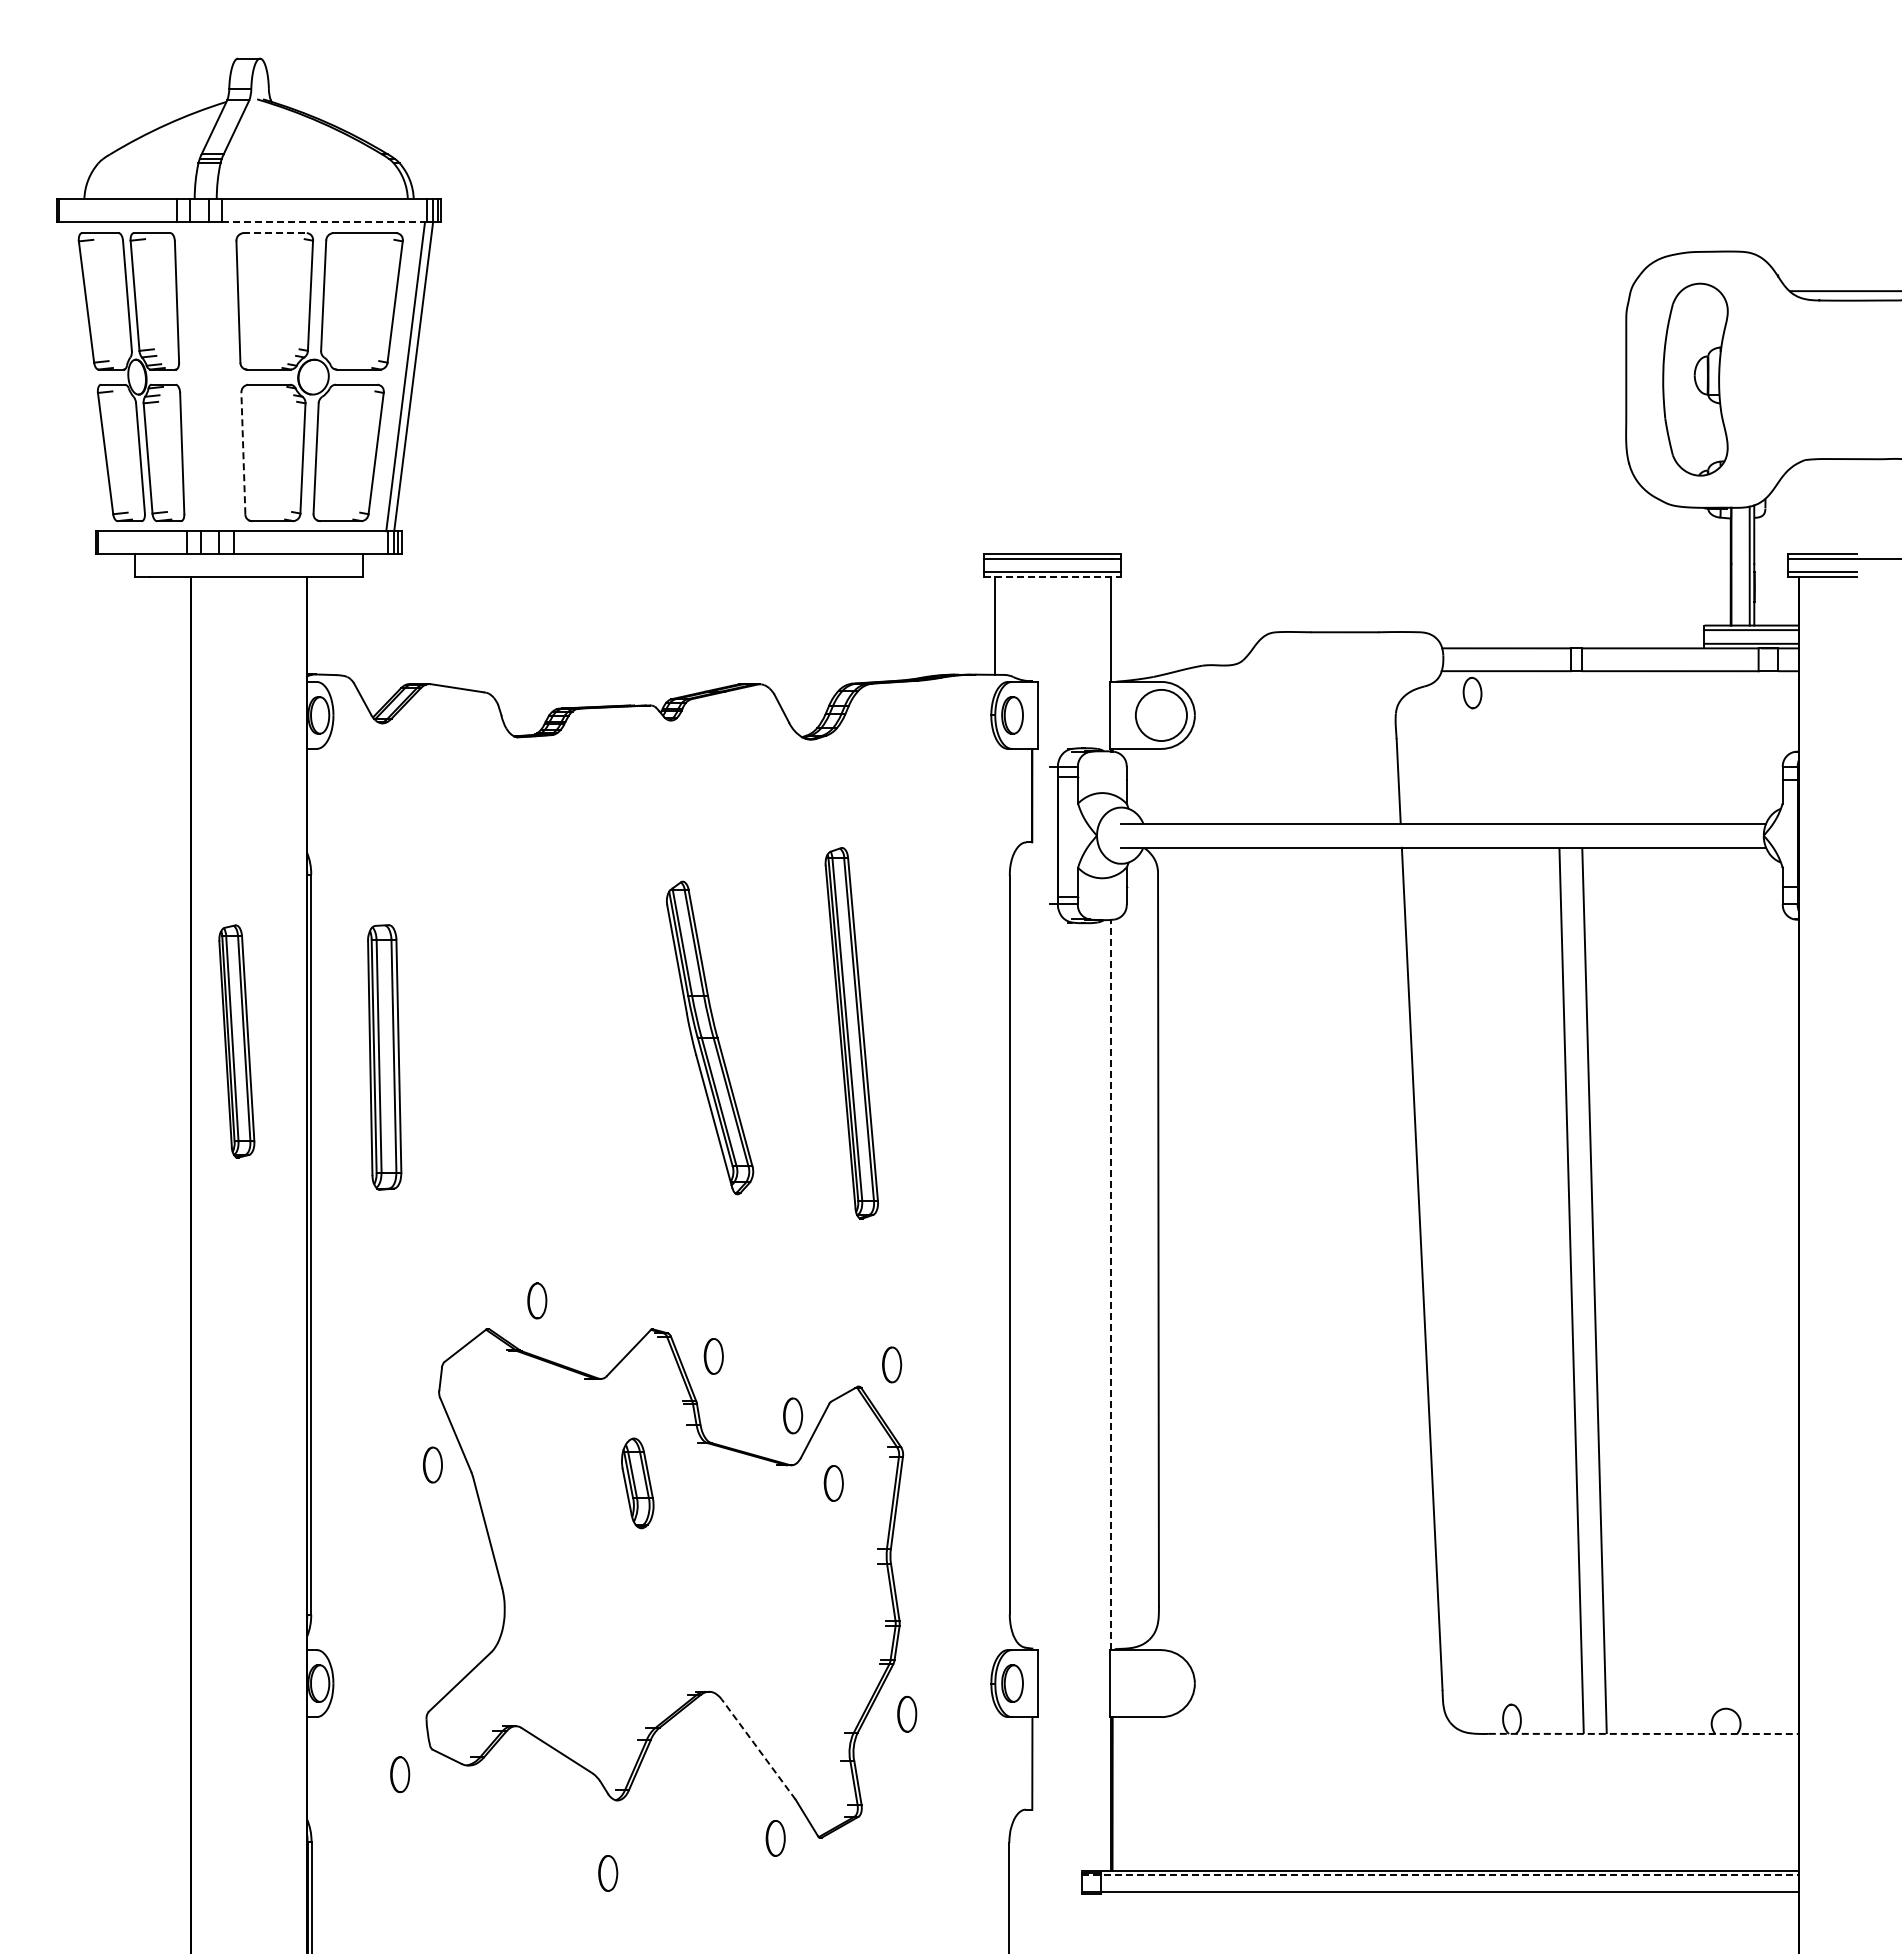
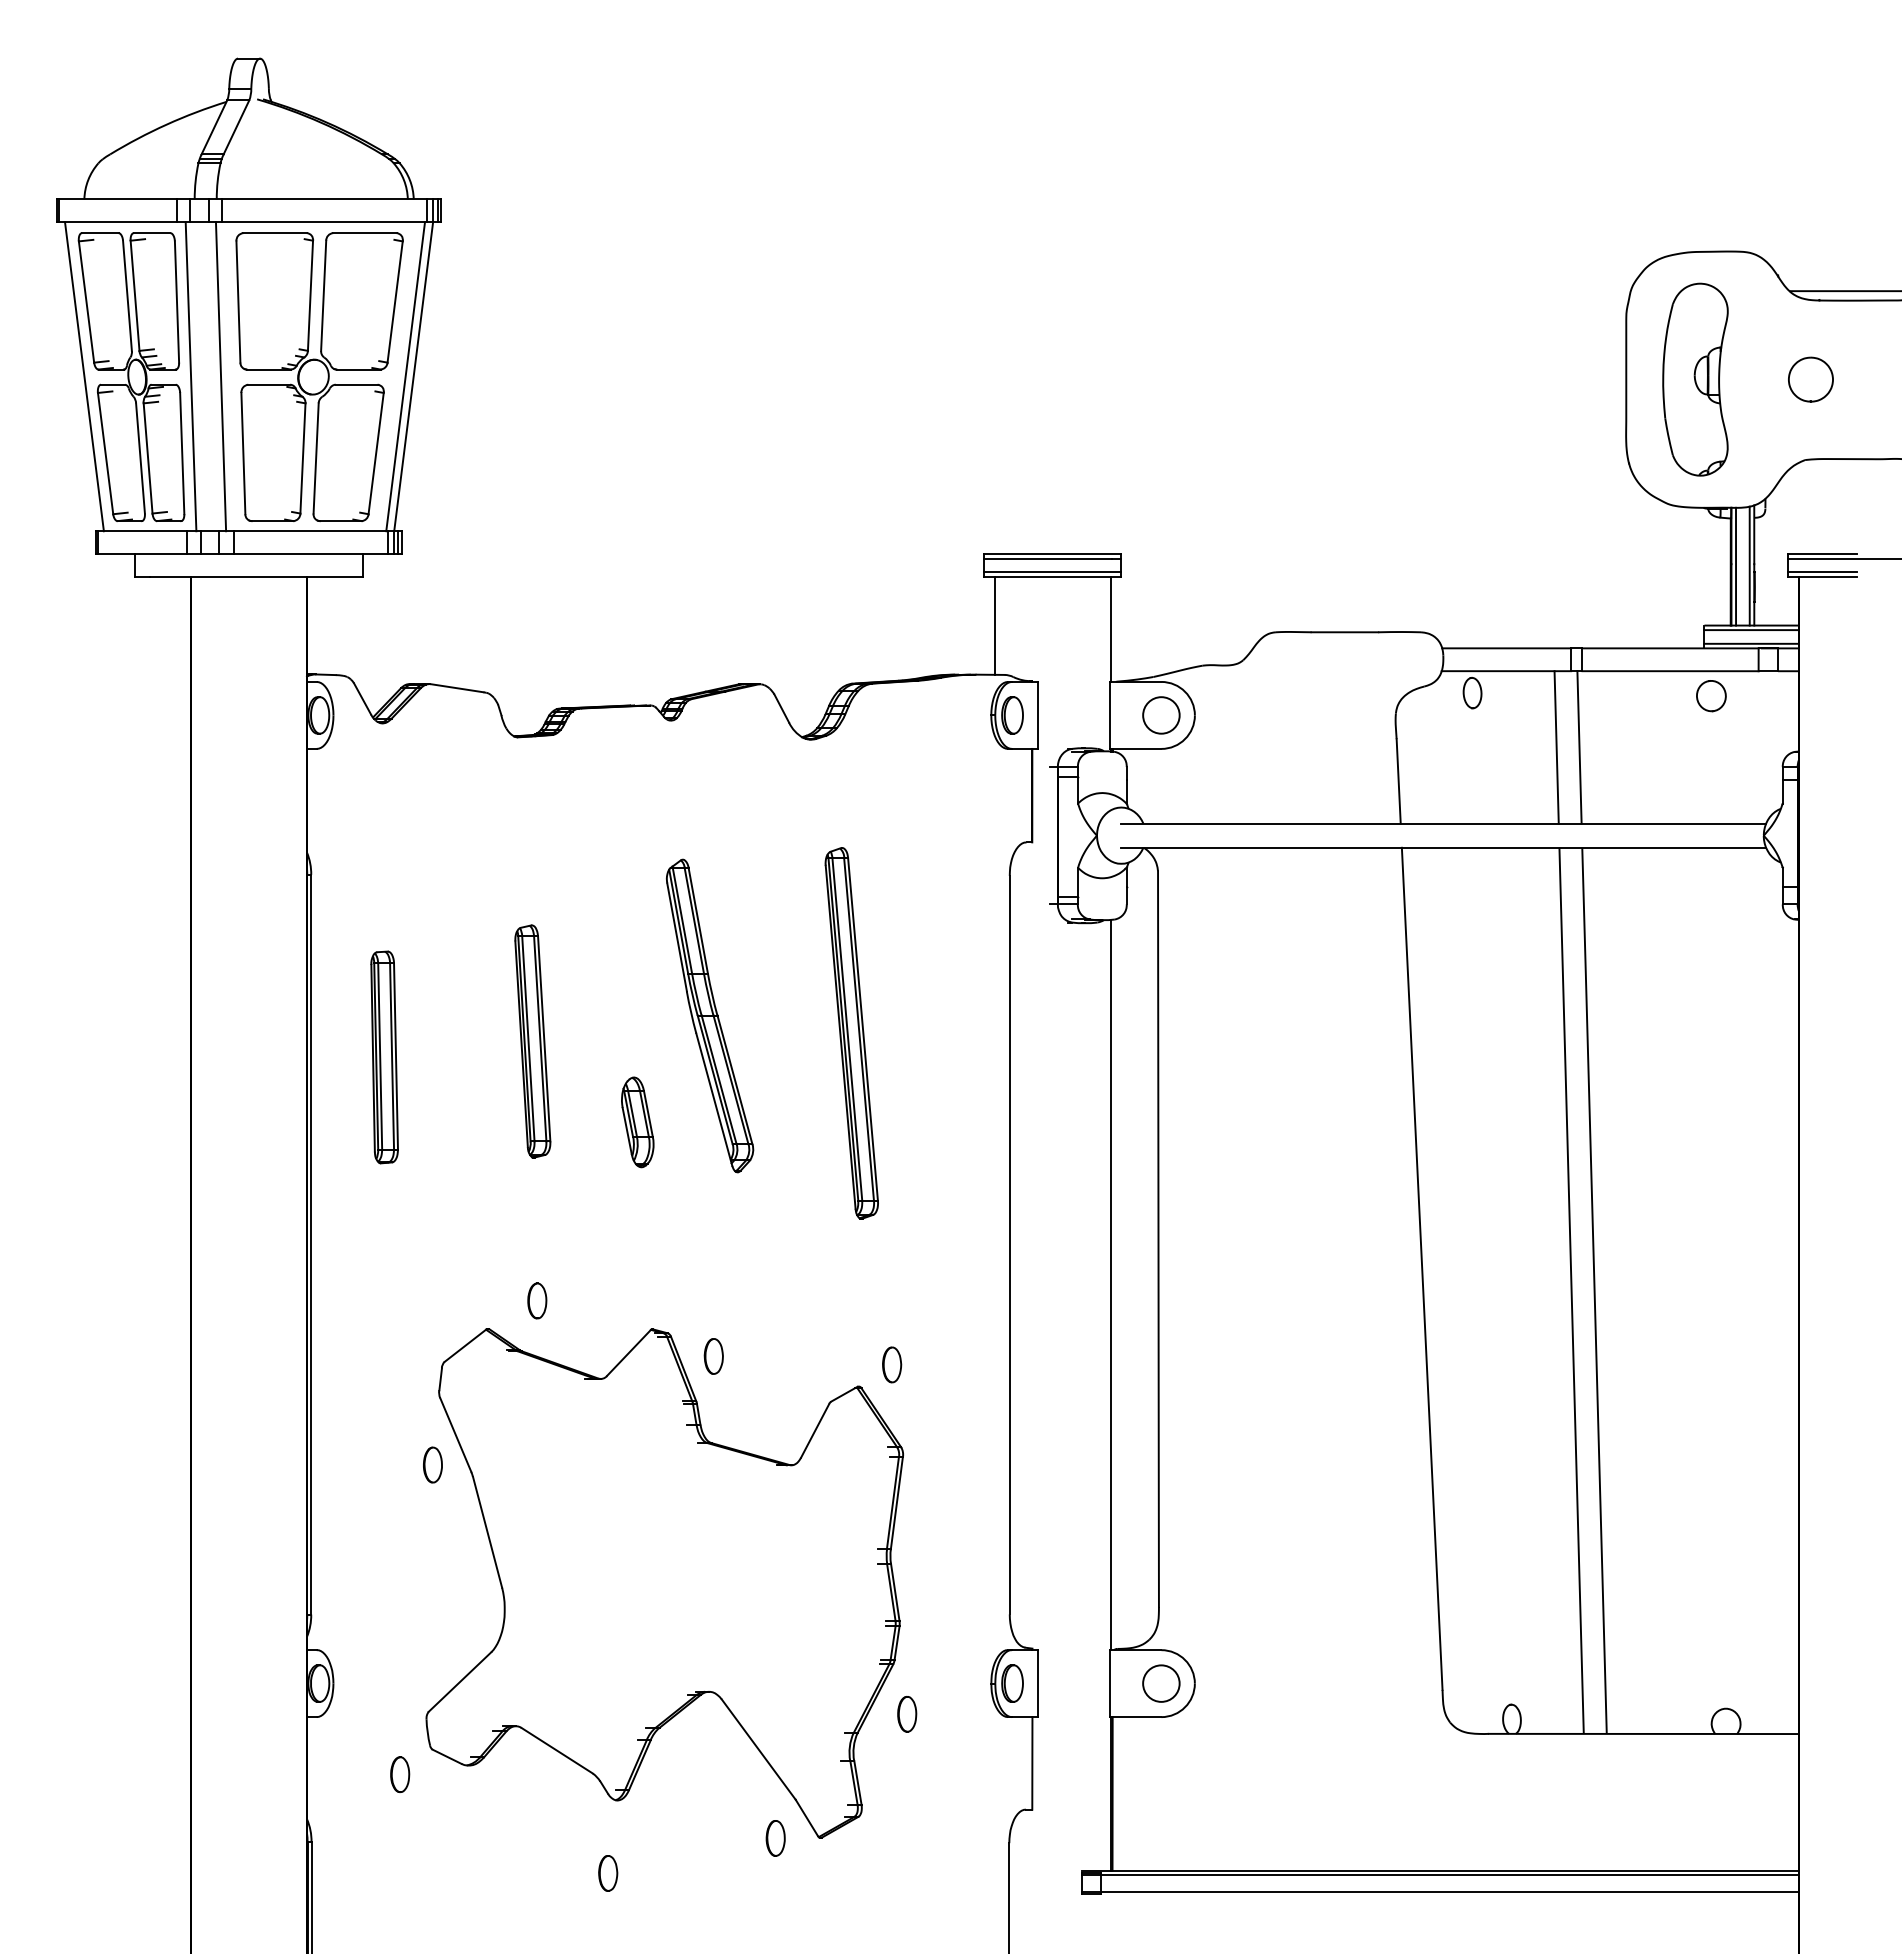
line: dashed -> solid (324, 222)
line: dashed -> solid (275, 233)
line: none -> present (84, 376)
line: none -> present (190, 376)
line: none -> present (220, 376)
part: none -> present (1810, 379)
line: dashed -> solid (243, 453)
line: none -> present (1735, 566)
line: dashed -> solid (1053, 576)
part: none -> present (1711, 696)
circle diameter: 51 px -> 37 px (1161, 715)
line: none -> present (1556, 747)
line: none -> present (1579, 747)
part position: (709, 1037) -> (709, 1015) (709, 1015)
part position: (236, 1041) -> (532, 1041) (532, 1041)
part size: 36x267 px -> 29x215 px (384, 1057)
line: dashed -> solid (1110, 1284)
part: present -> none (793, 1415)
part position: (637, 1483) -> (637, 1122) (637, 1122)
part: present -> none (833, 1483)
circle: none -> present (1161, 1683)
line: dashed -> solid (1643, 1733)
line: dashed -> solid (758, 1749)
line: dashed -> solid (1440, 1875)
